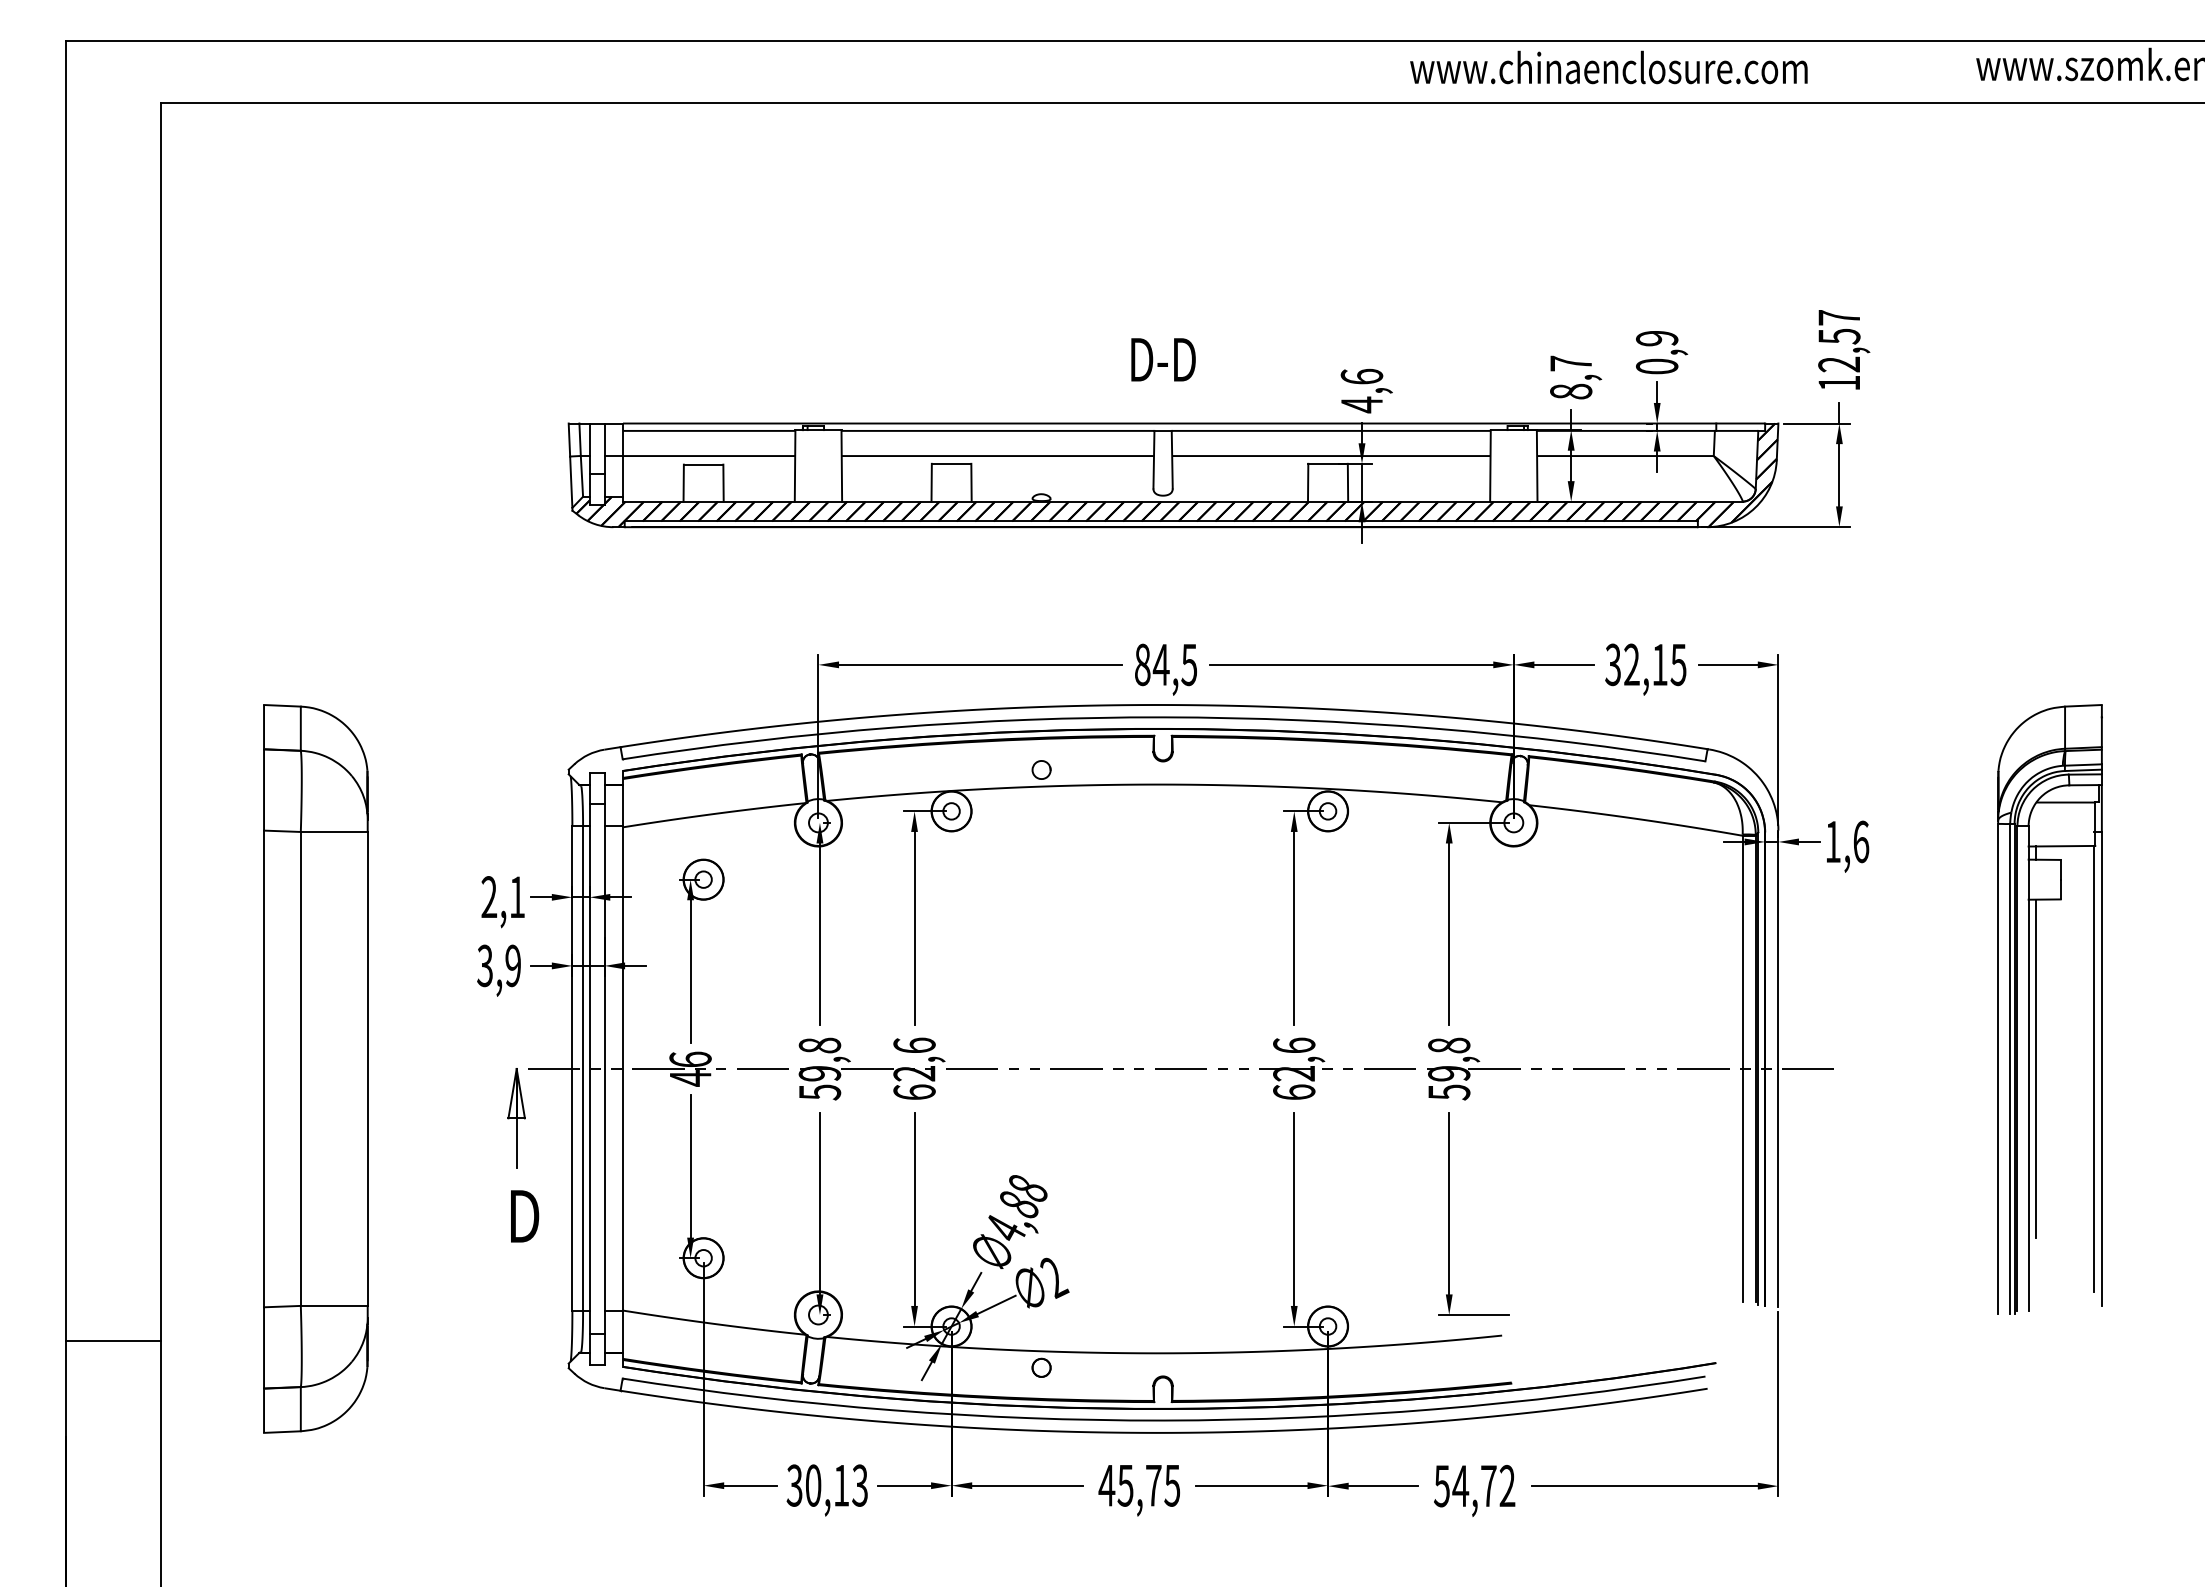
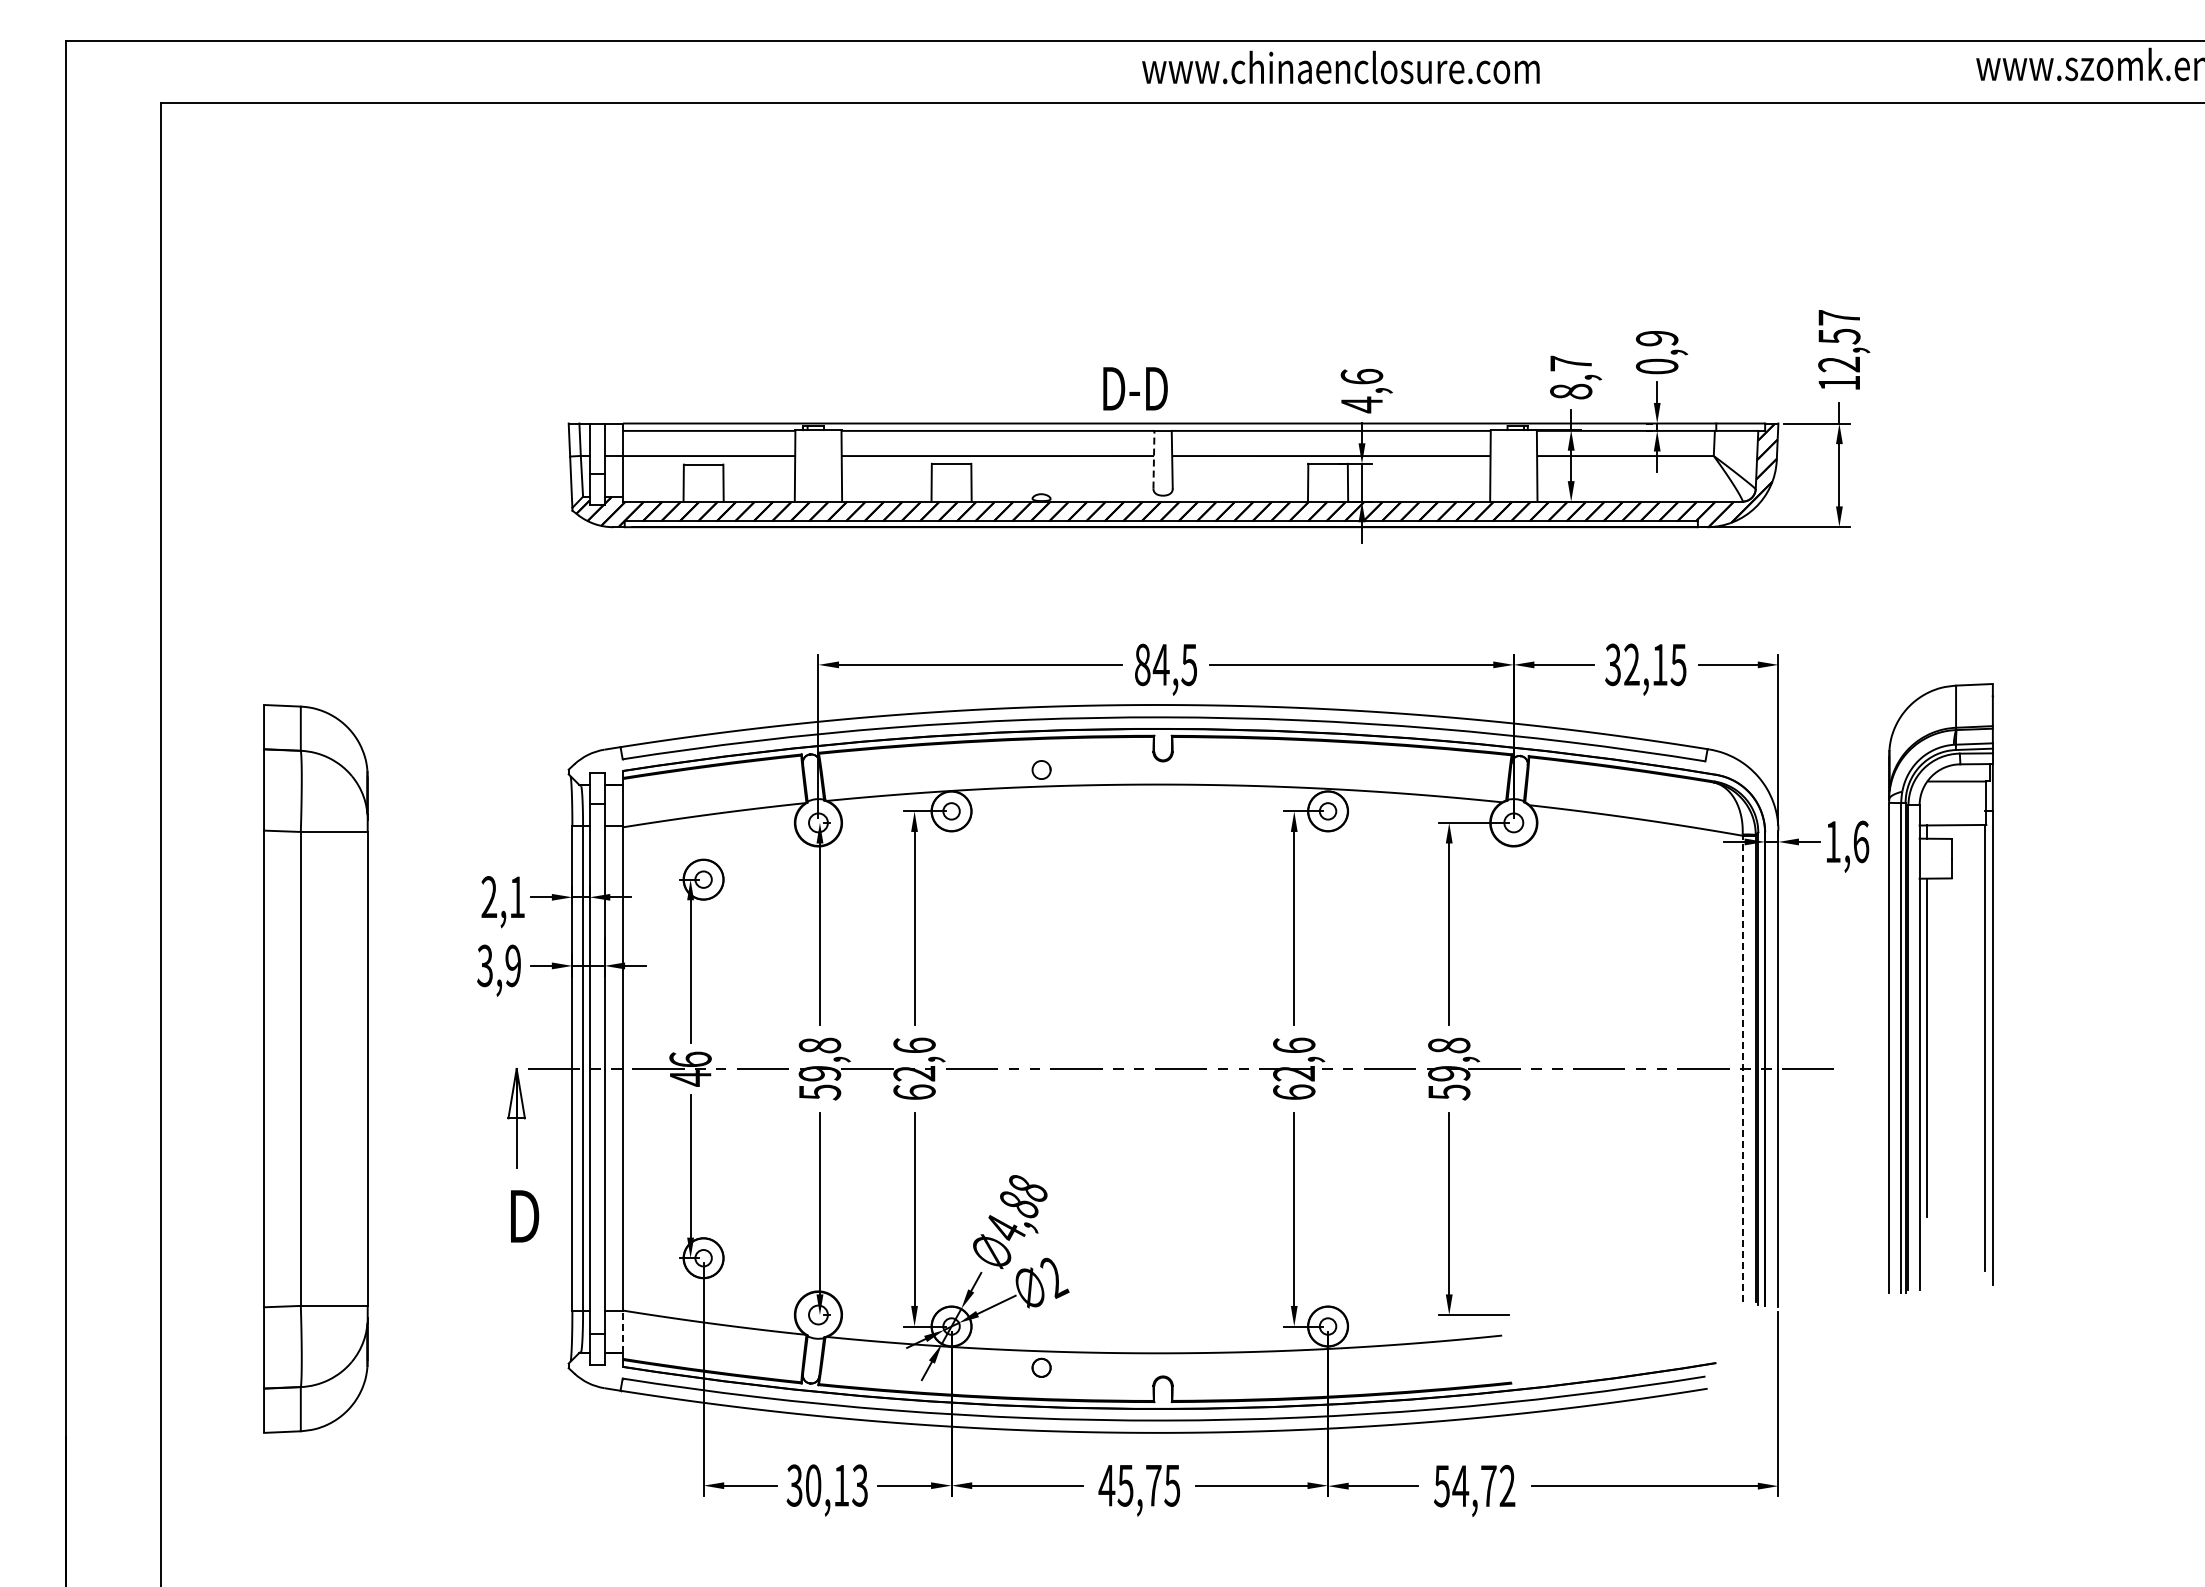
text position: (1608, 67) -> (1340, 67) (1340, 67)
text position: (1163, 359) -> (1135, 388) (1135, 388)
line: solid -> dashed (1153, 459)
part position: (2036, 1009) -> (1927, 988) (1927, 988)
line: solid -> dashed (1742, 1068)
line: solid -> dashed (623, 1332)
line: present -> none (113, 1340)
